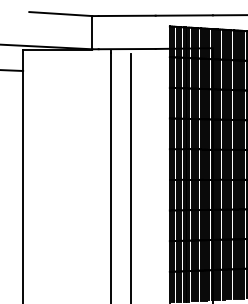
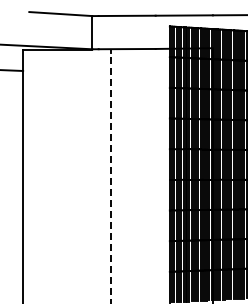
line: present -> none (131, 176)
line: solid -> dashed (110, 178)
